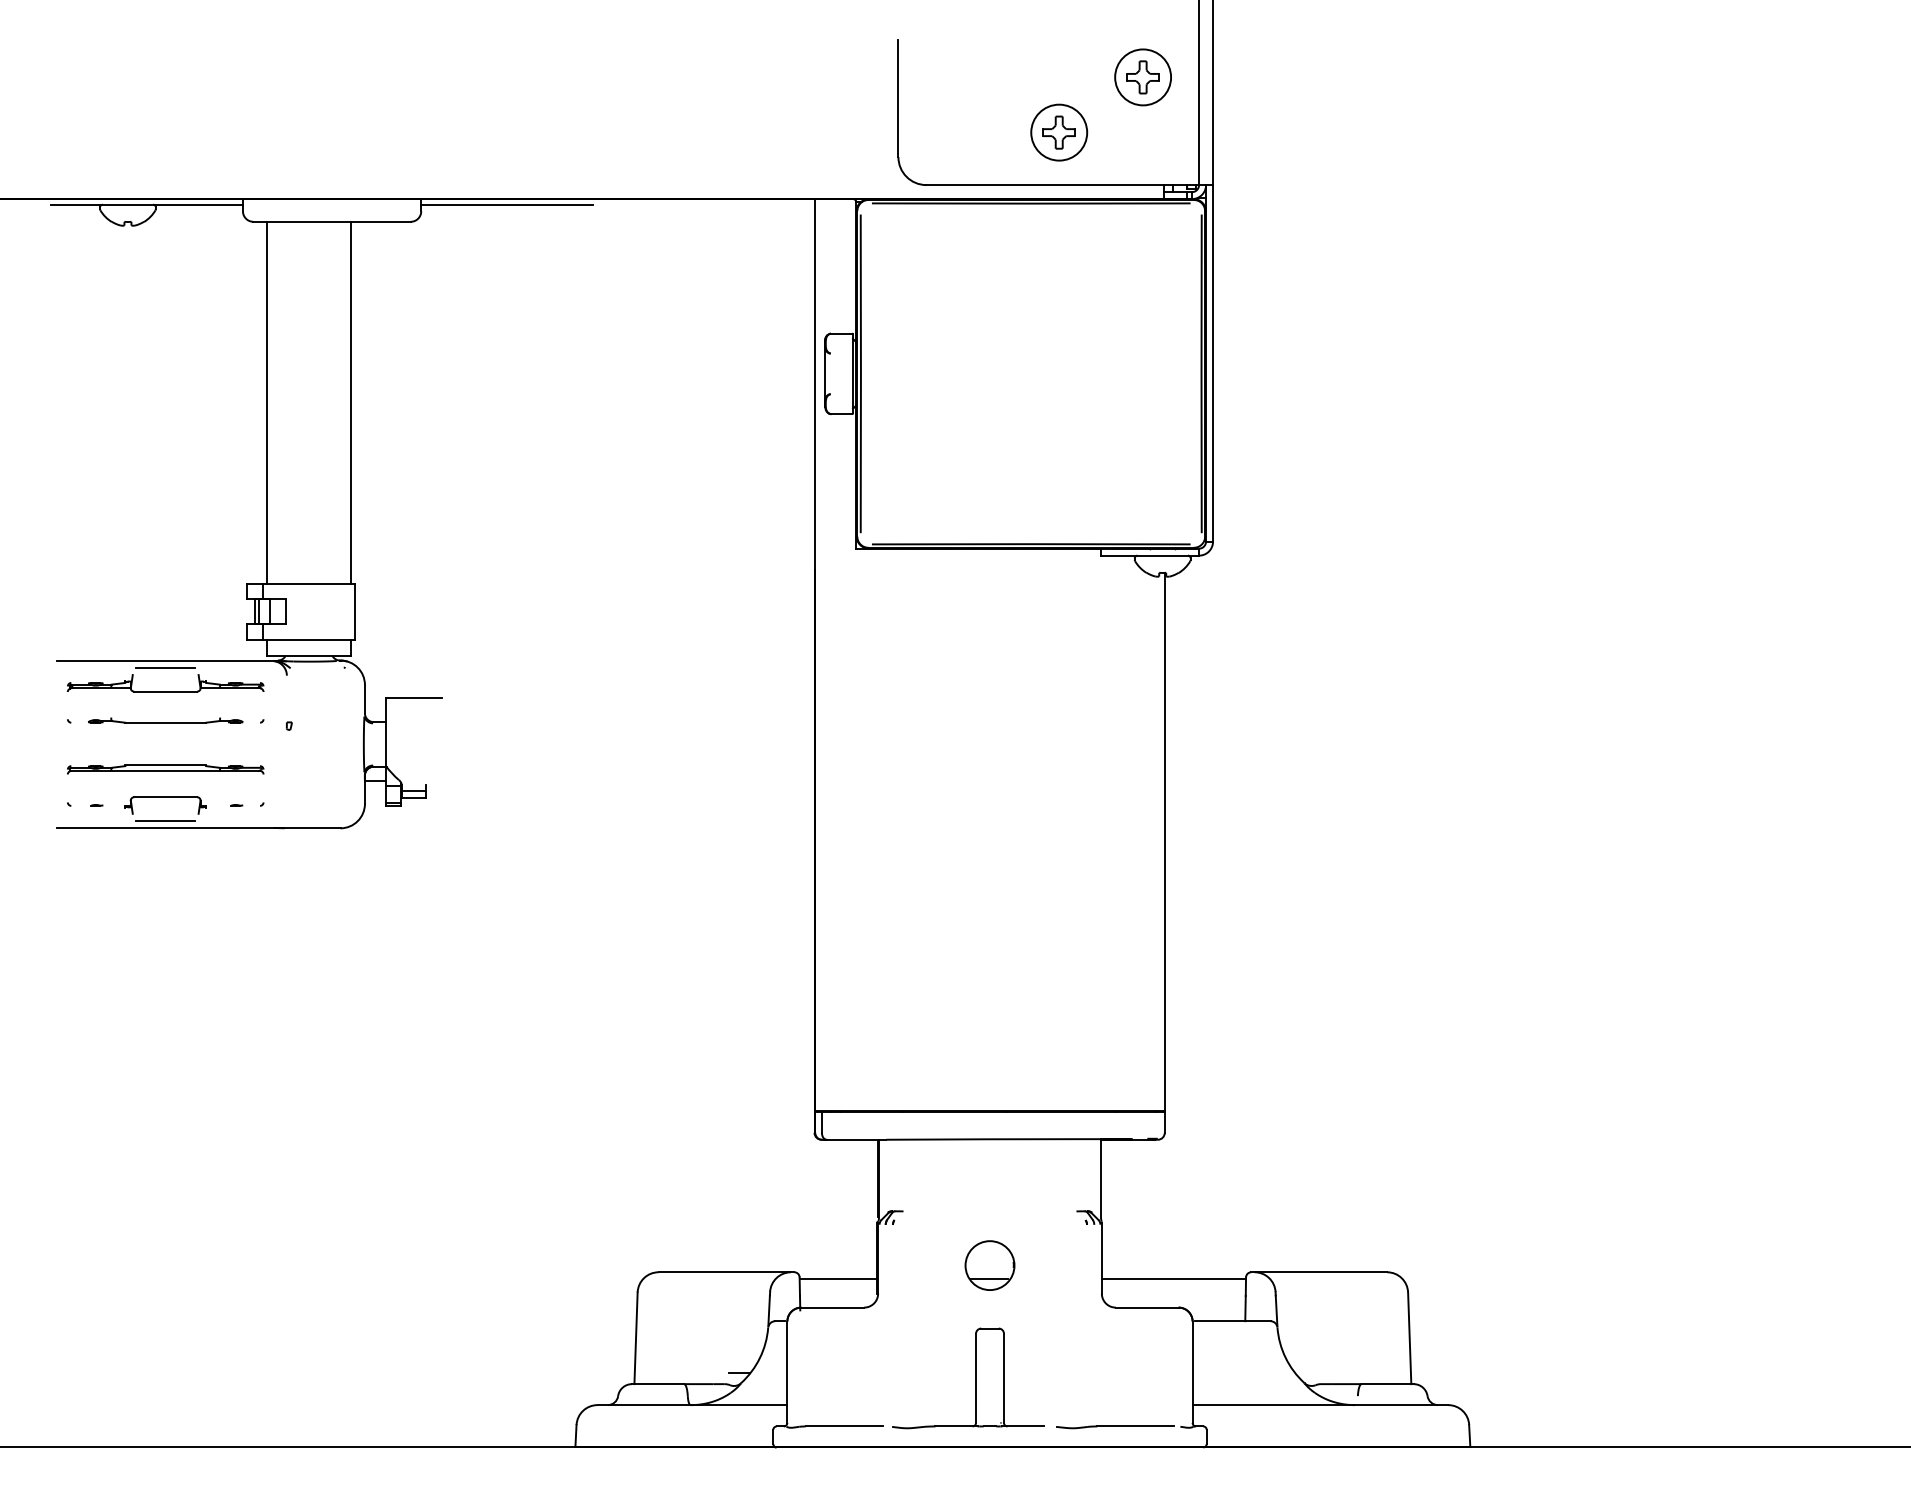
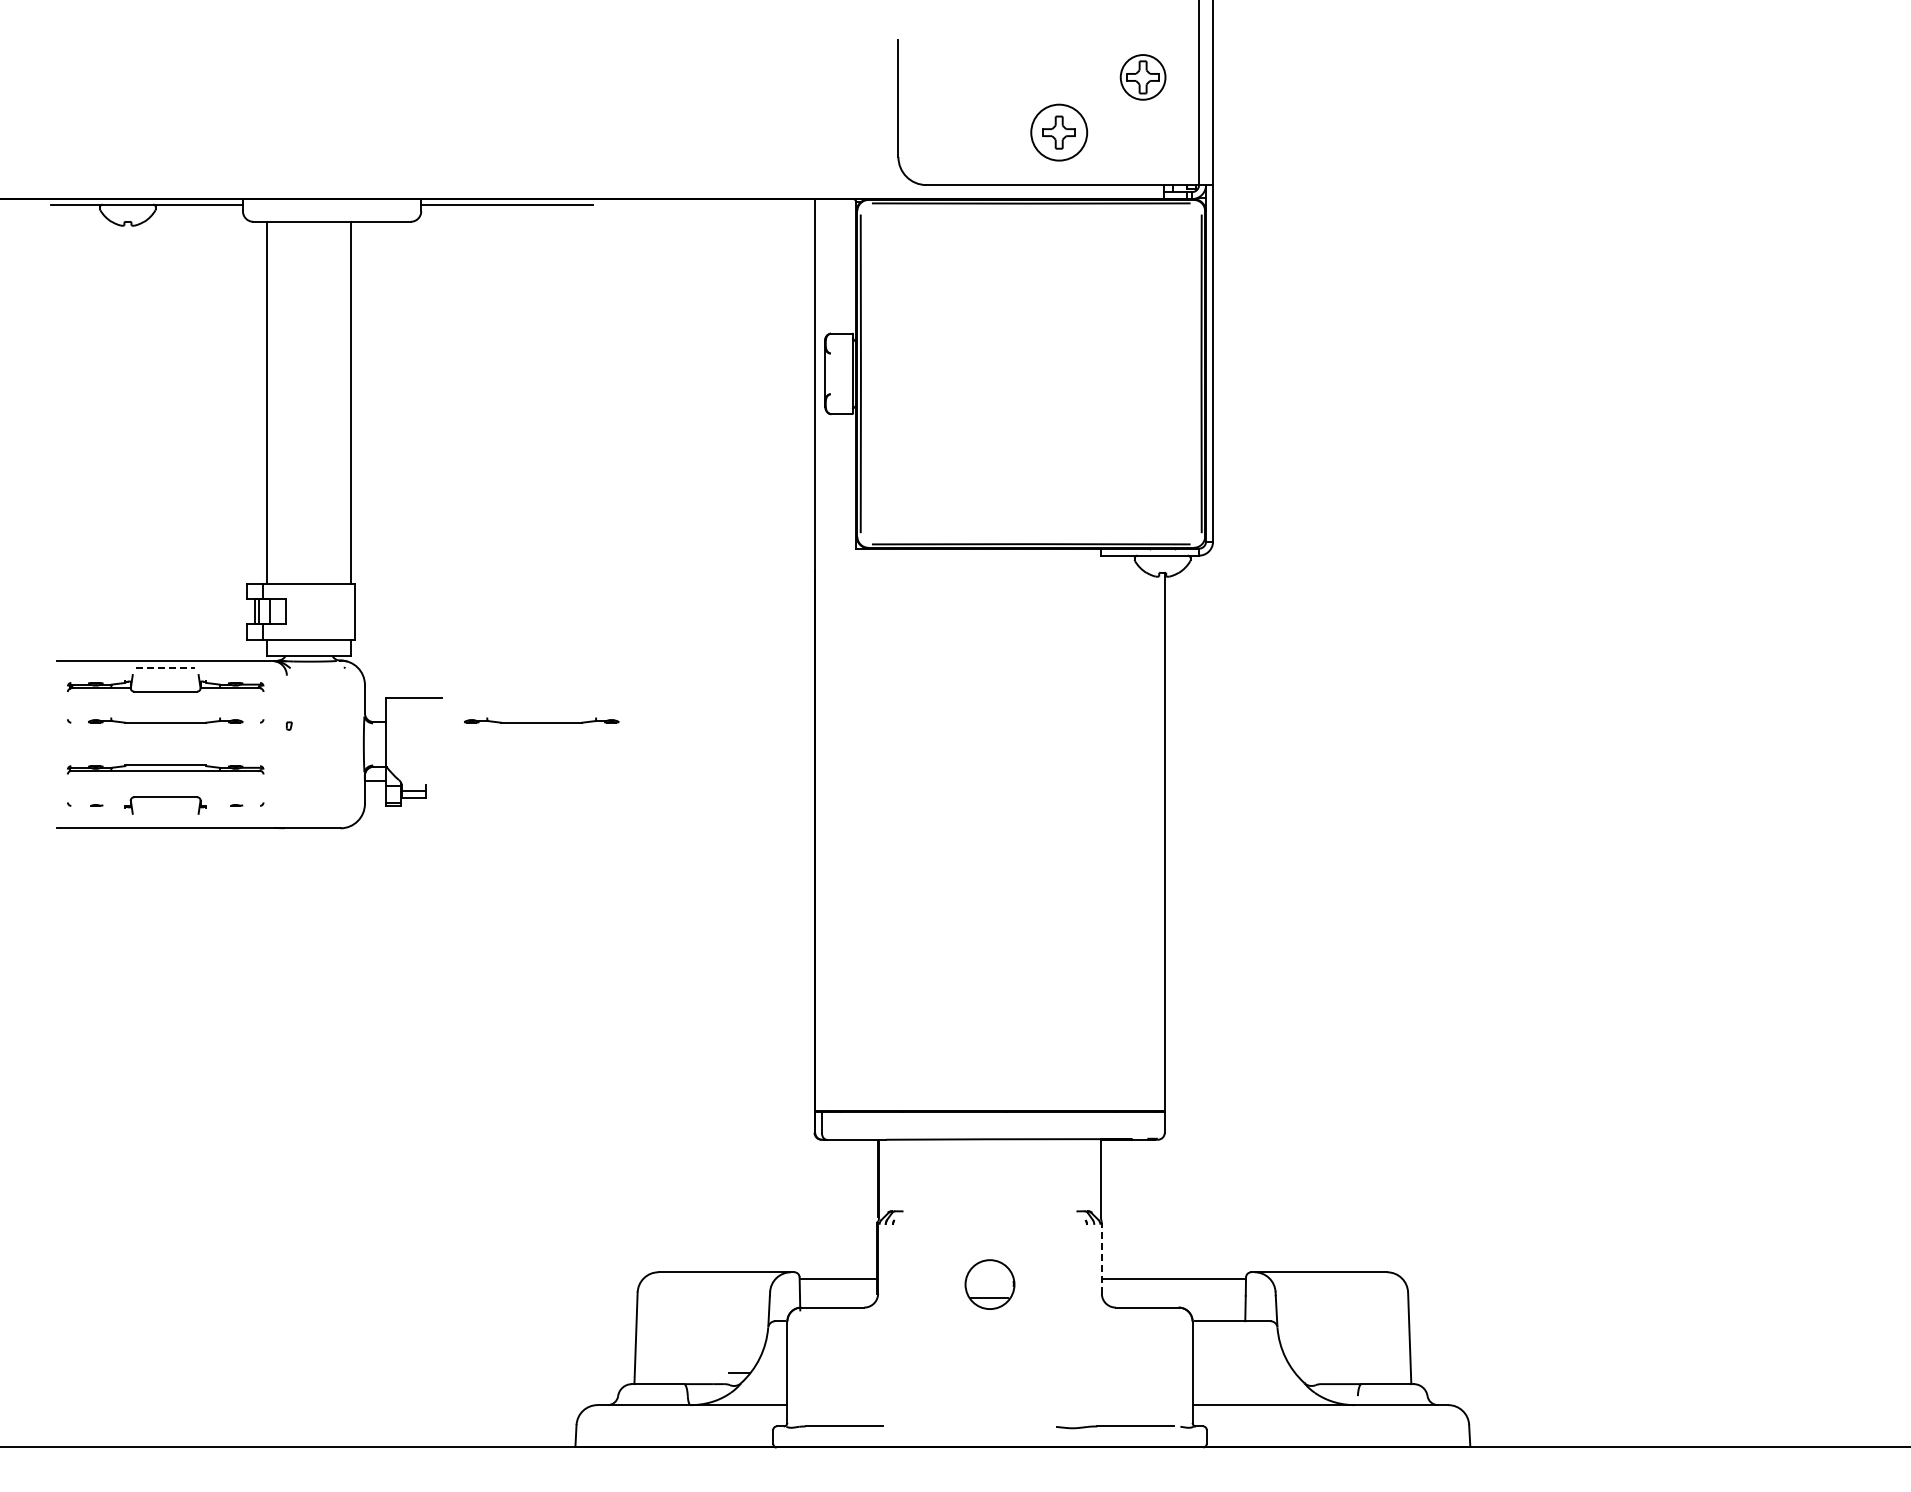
circle diameter: 56 px -> 45 px (1142, 77)
line: solid -> dashed (165, 667)
part: none -> present (541, 720)
line: present -> none (165, 821)
line: solid -> dashed (1101, 1257)
part position: (989, 1265) -> (989, 1284) (989, 1284)
part: present -> none (975, 1378)
